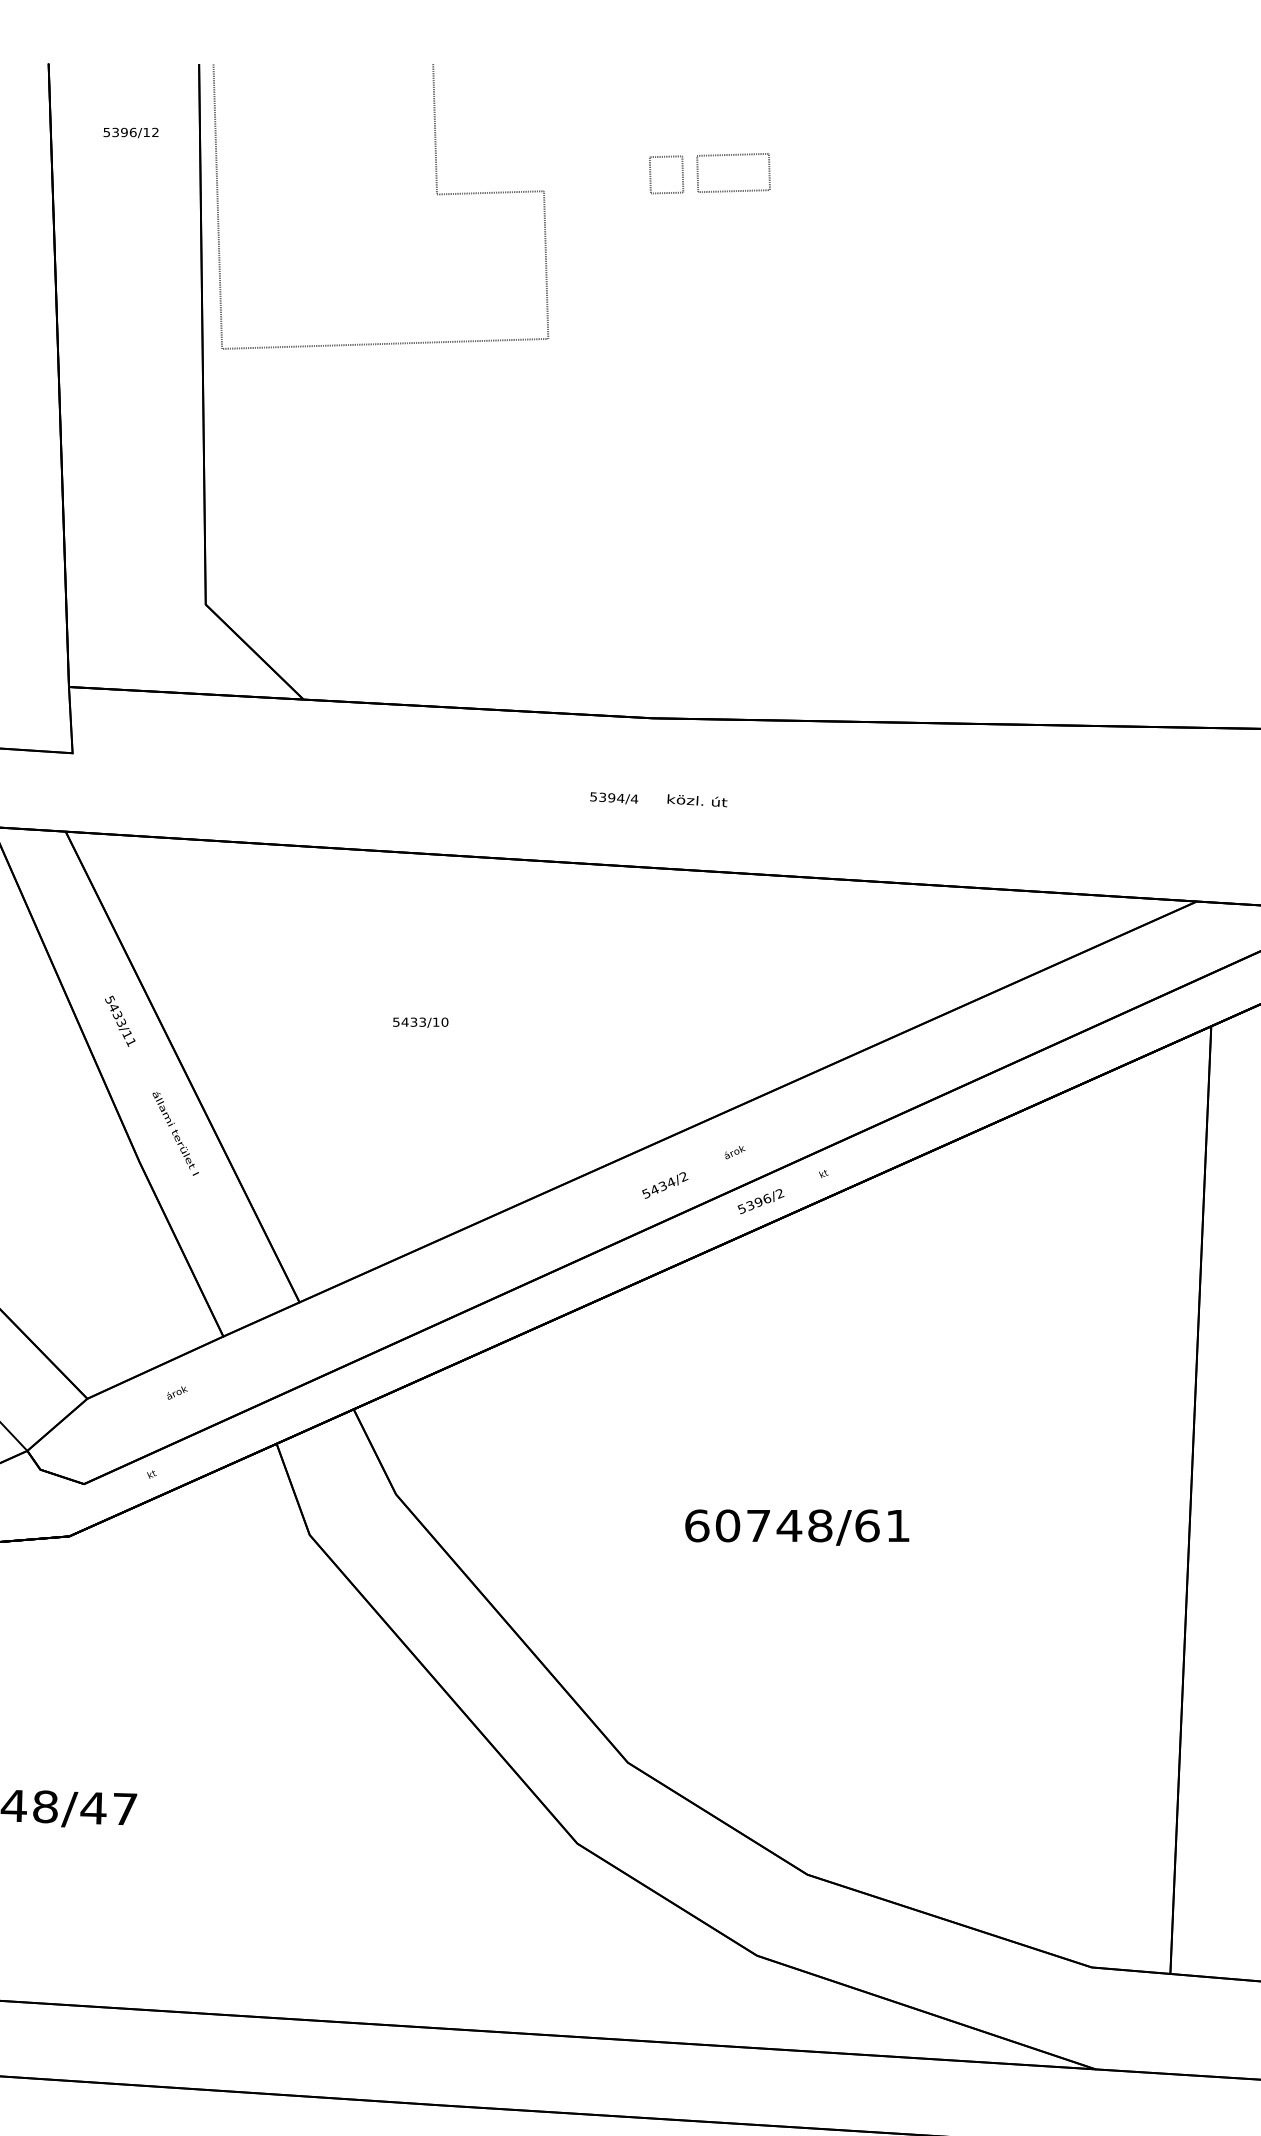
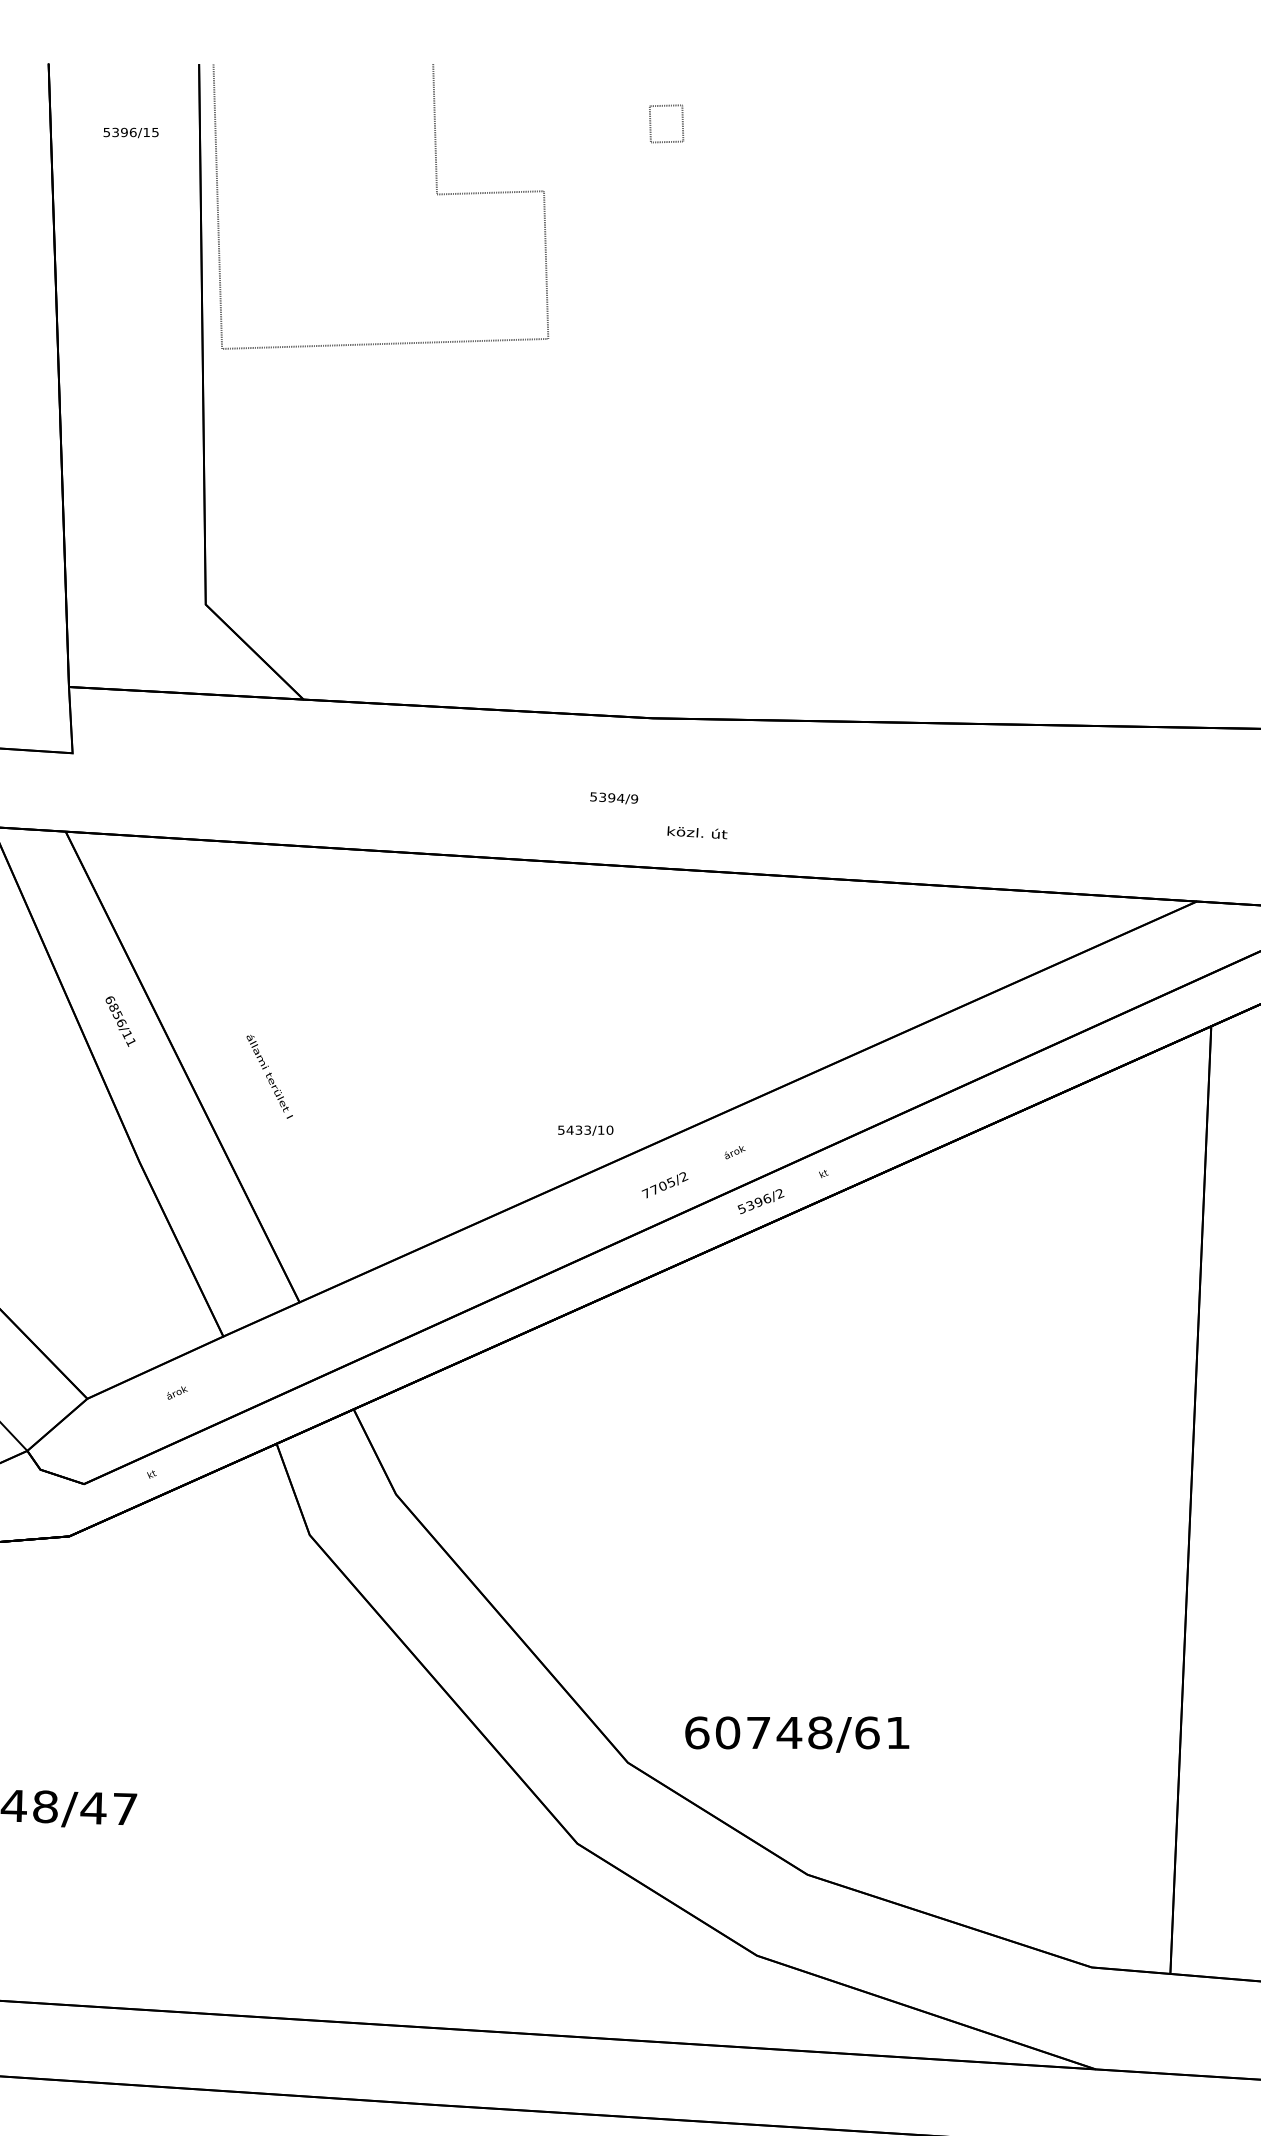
text: 5396/12 -> 5396/15 (155, 132)
part: present -> none (733, 155)
part position: (651, 174) -> (651, 123) (651, 123)
text: 5394/4 -> 5394/9 (634, 798)
text position: (697, 800) -> (697, 832) (697, 832)
text: 5433/11 -> 6856/11 (115, 1011)
text position: (420, 1022) -> (585, 1130) (585, 1130)
text position: (175, 1133) -> (269, 1076) (269, 1076)
text: 5434/2 -> 7705/2 (658, 1187)
text position: (797, 1527) -> (797, 1734) (797, 1734)
